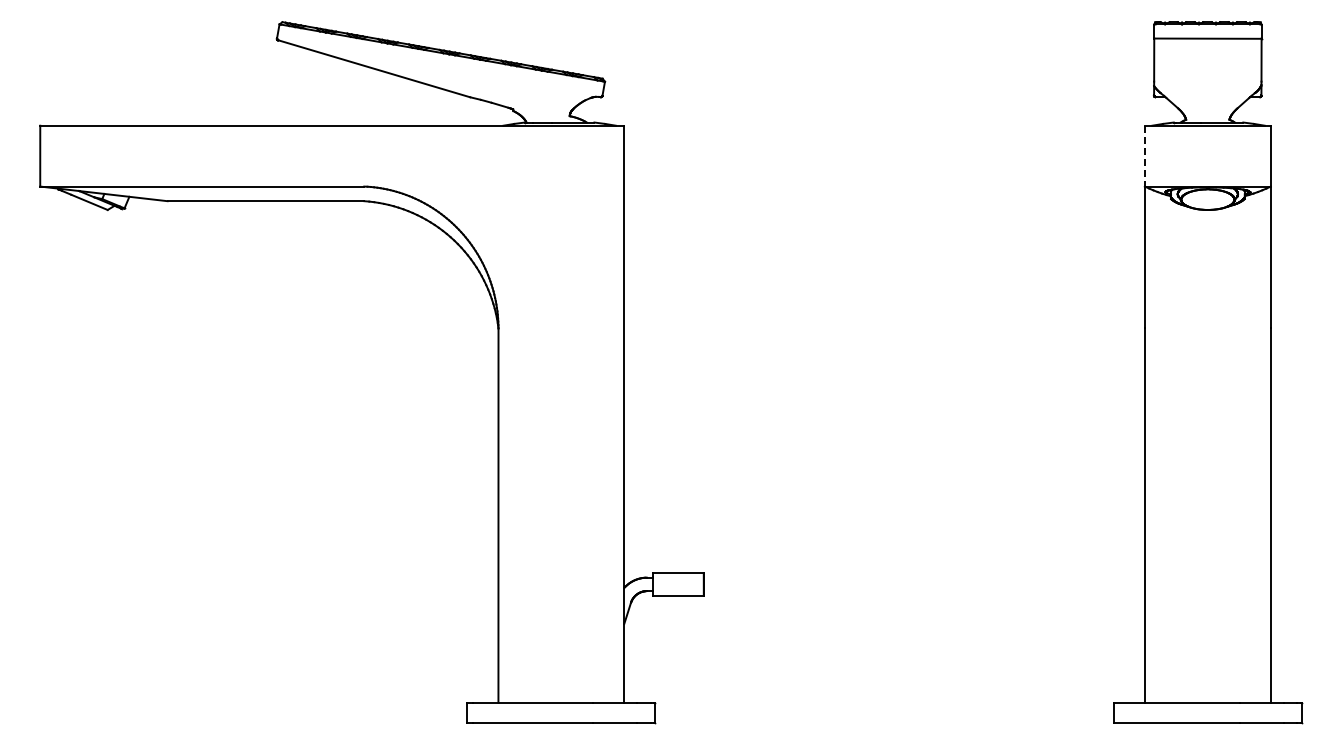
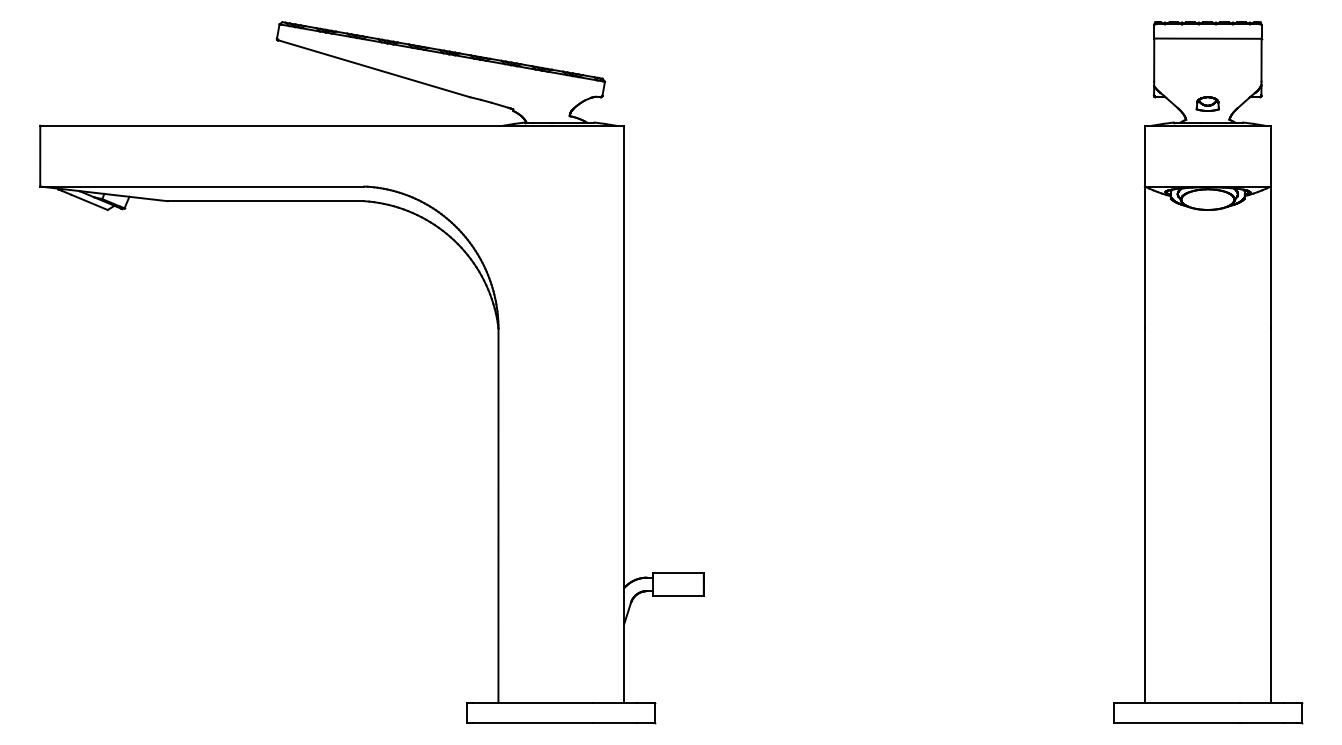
part: none -> present (1207, 103)
line: dashed -> solid (1144, 156)
